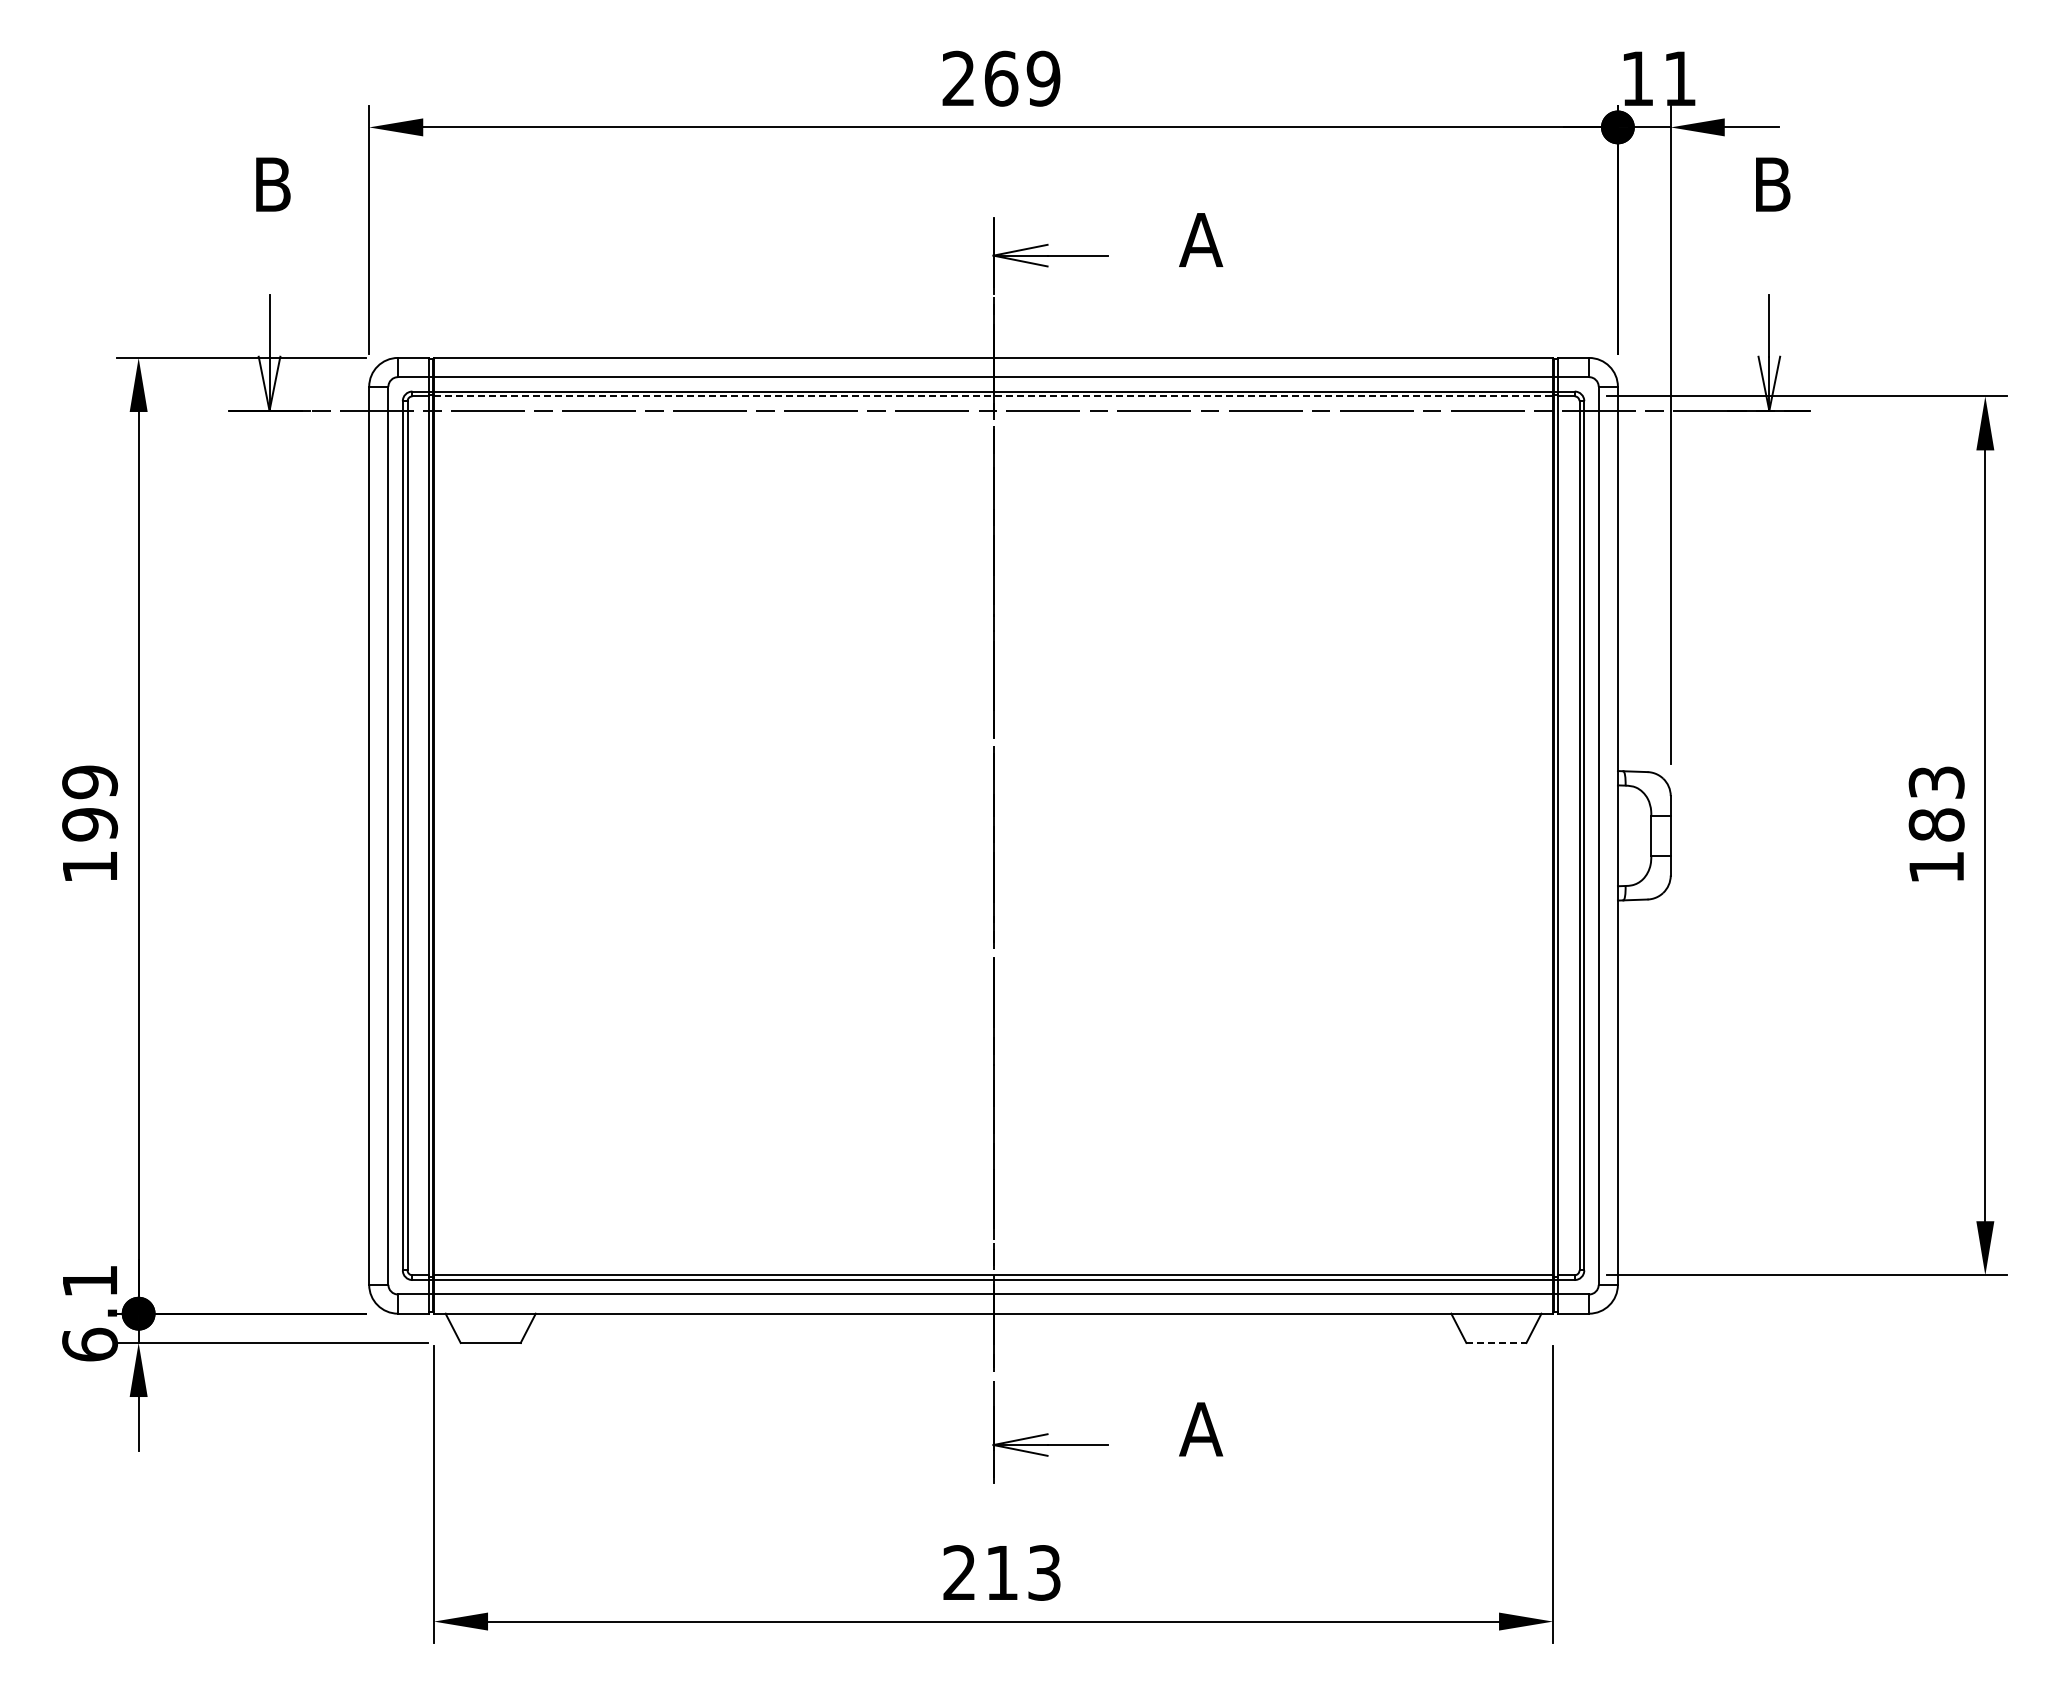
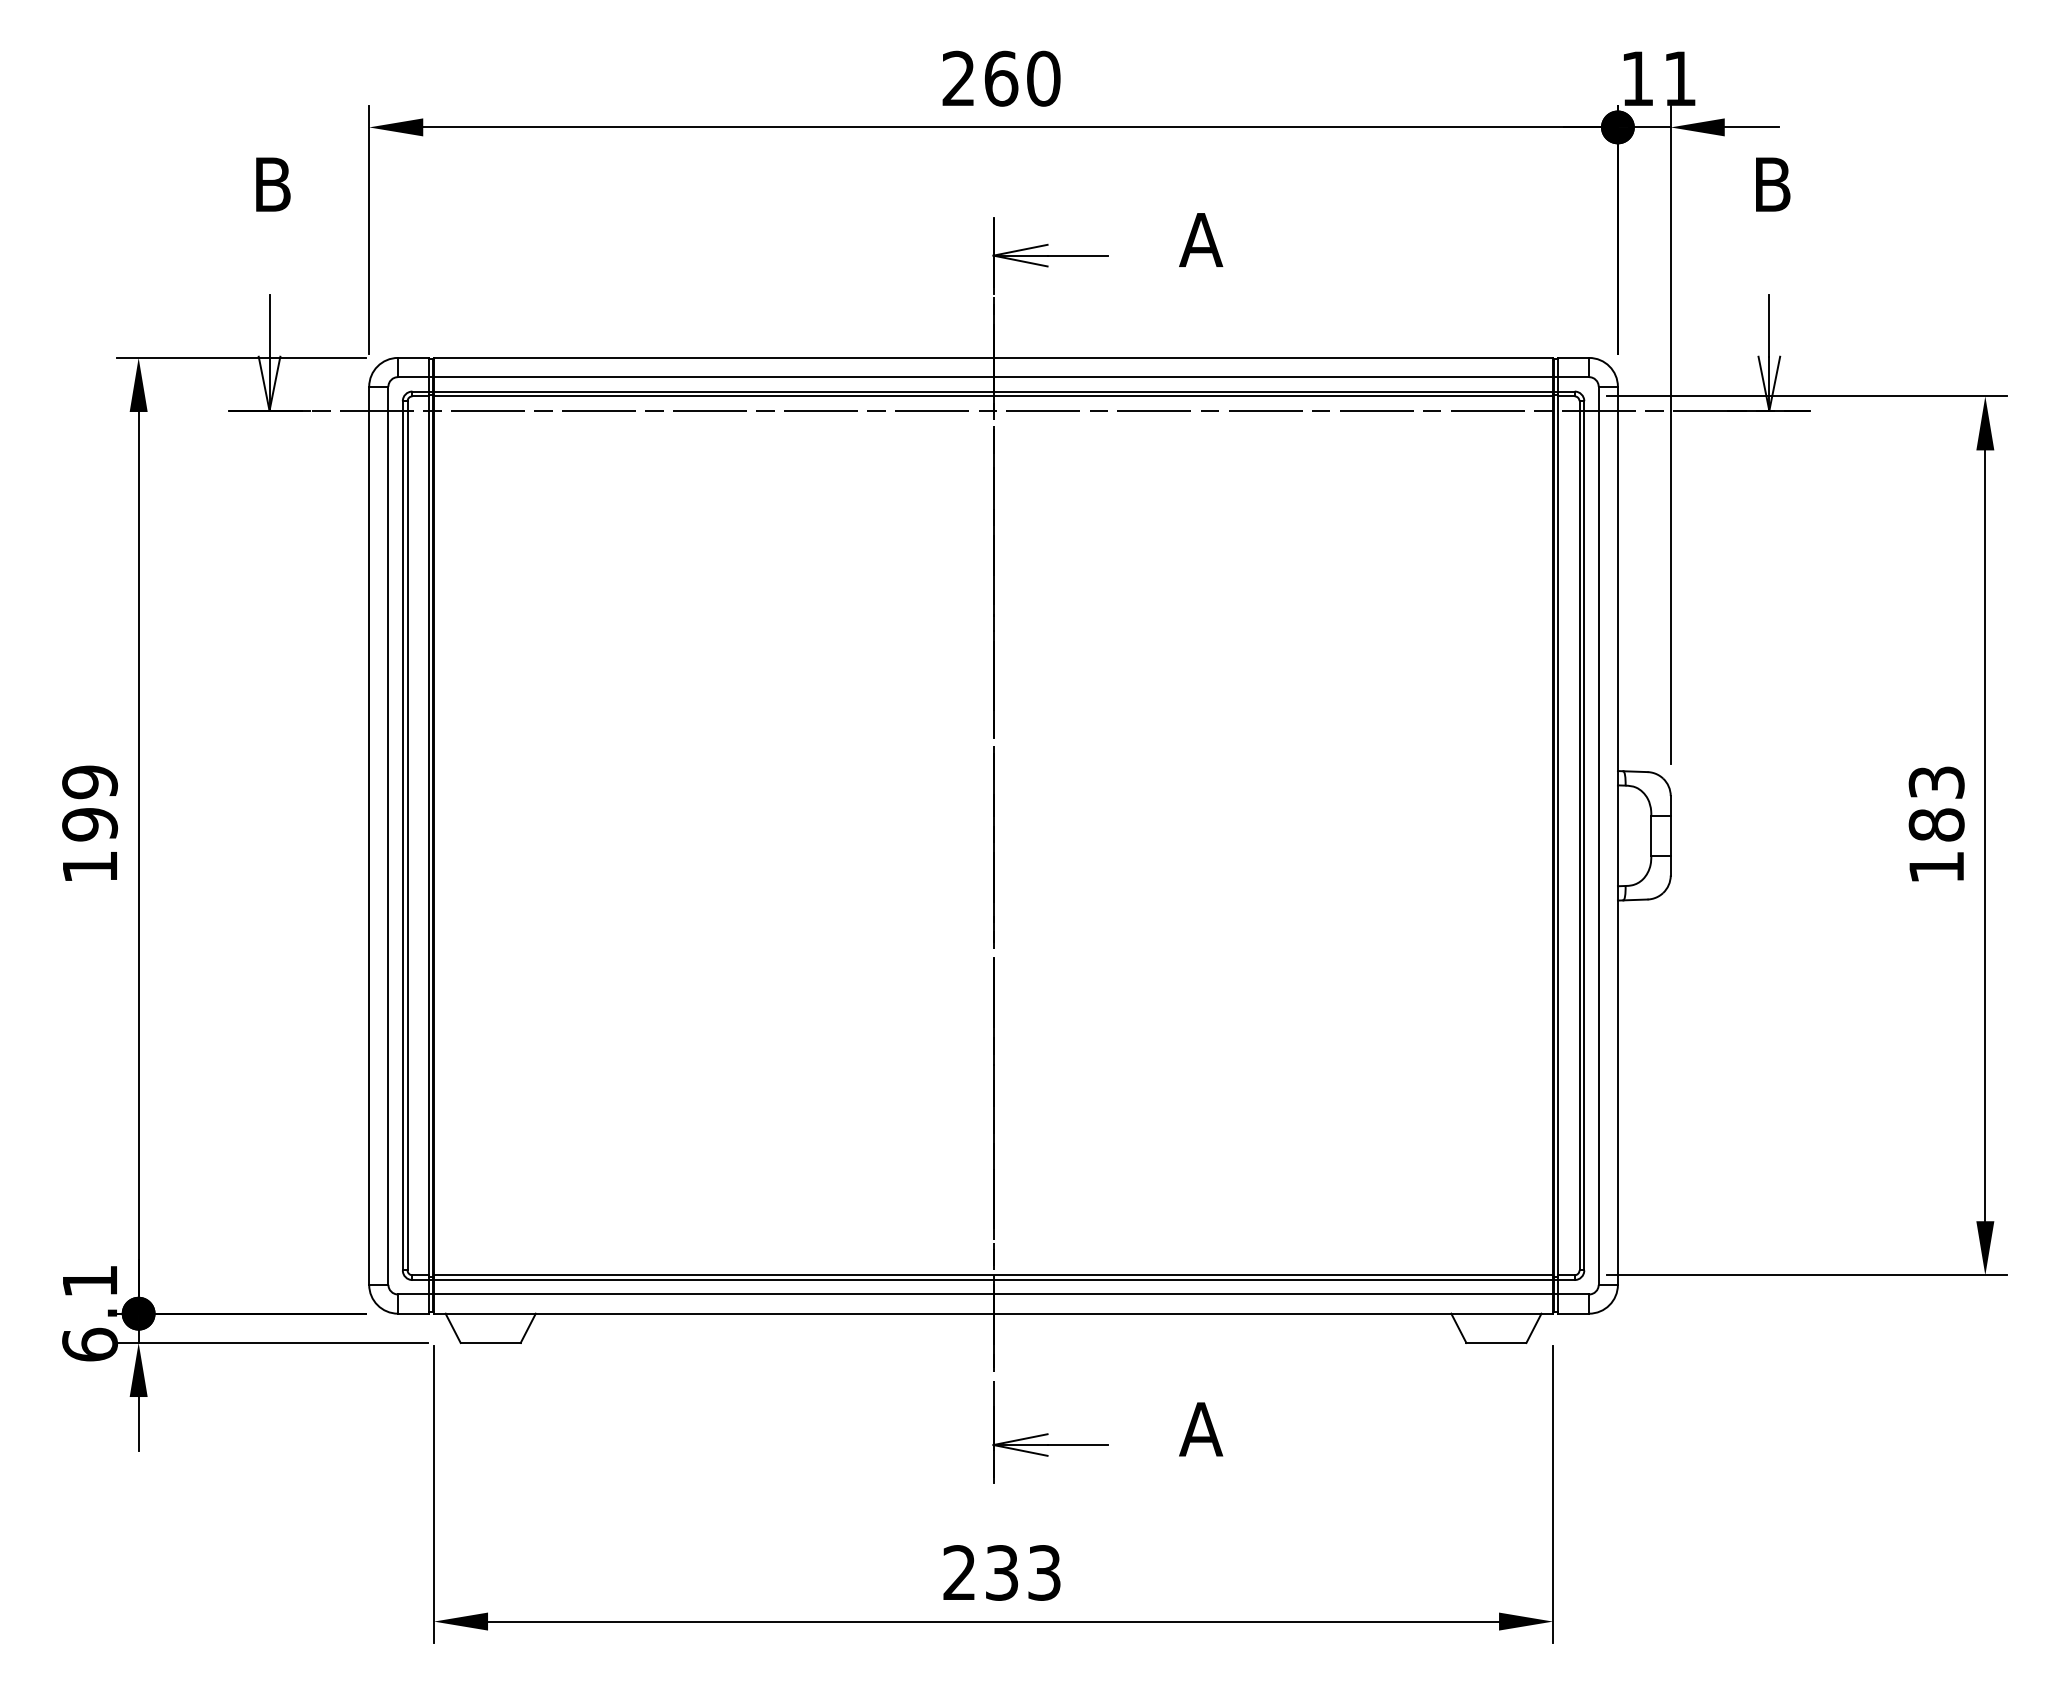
text: 269 -> 260 (1043, 78)
line: dashed -> solid (993, 396)
line: dashed -> solid (1496, 1342)
text: 213 -> 233 (1002, 1572)
